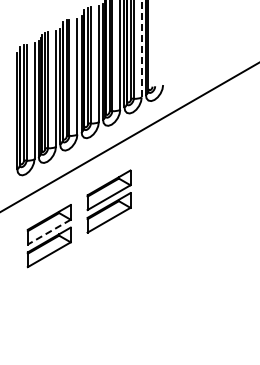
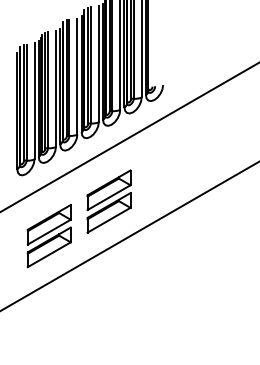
line: dashed -> solid (141, 48)
line: dashed -> solid (49, 232)
line: none -> present (129, 236)
